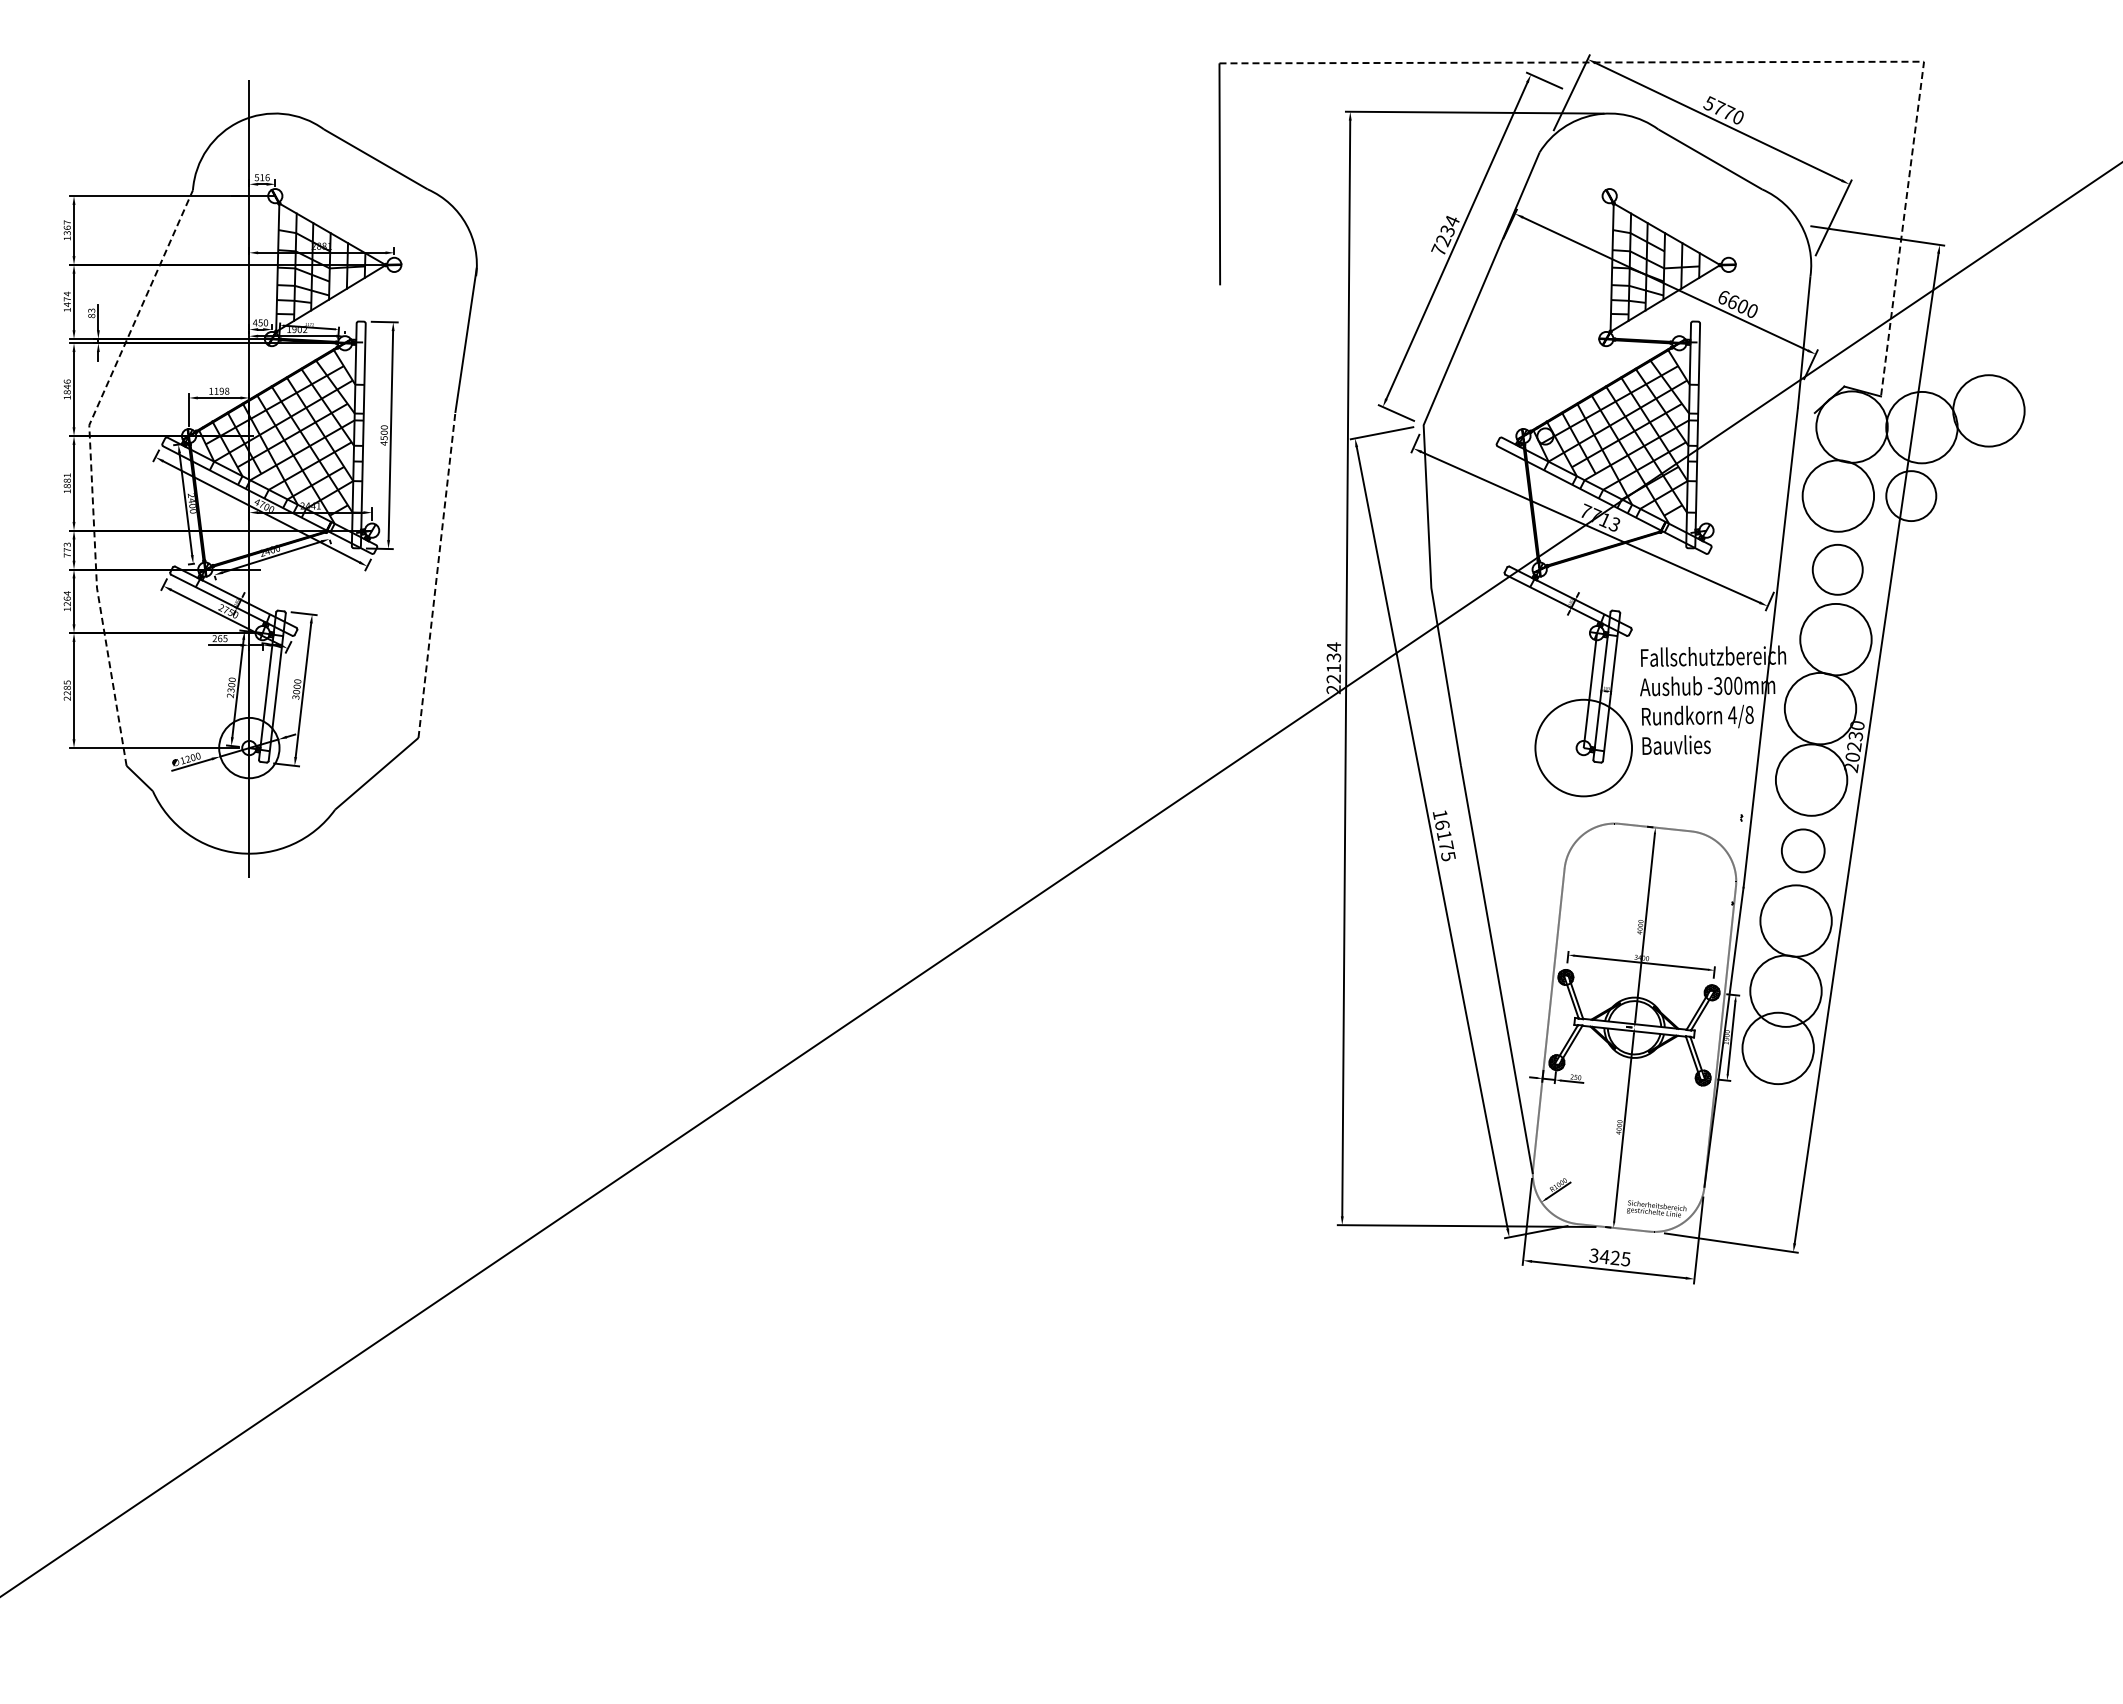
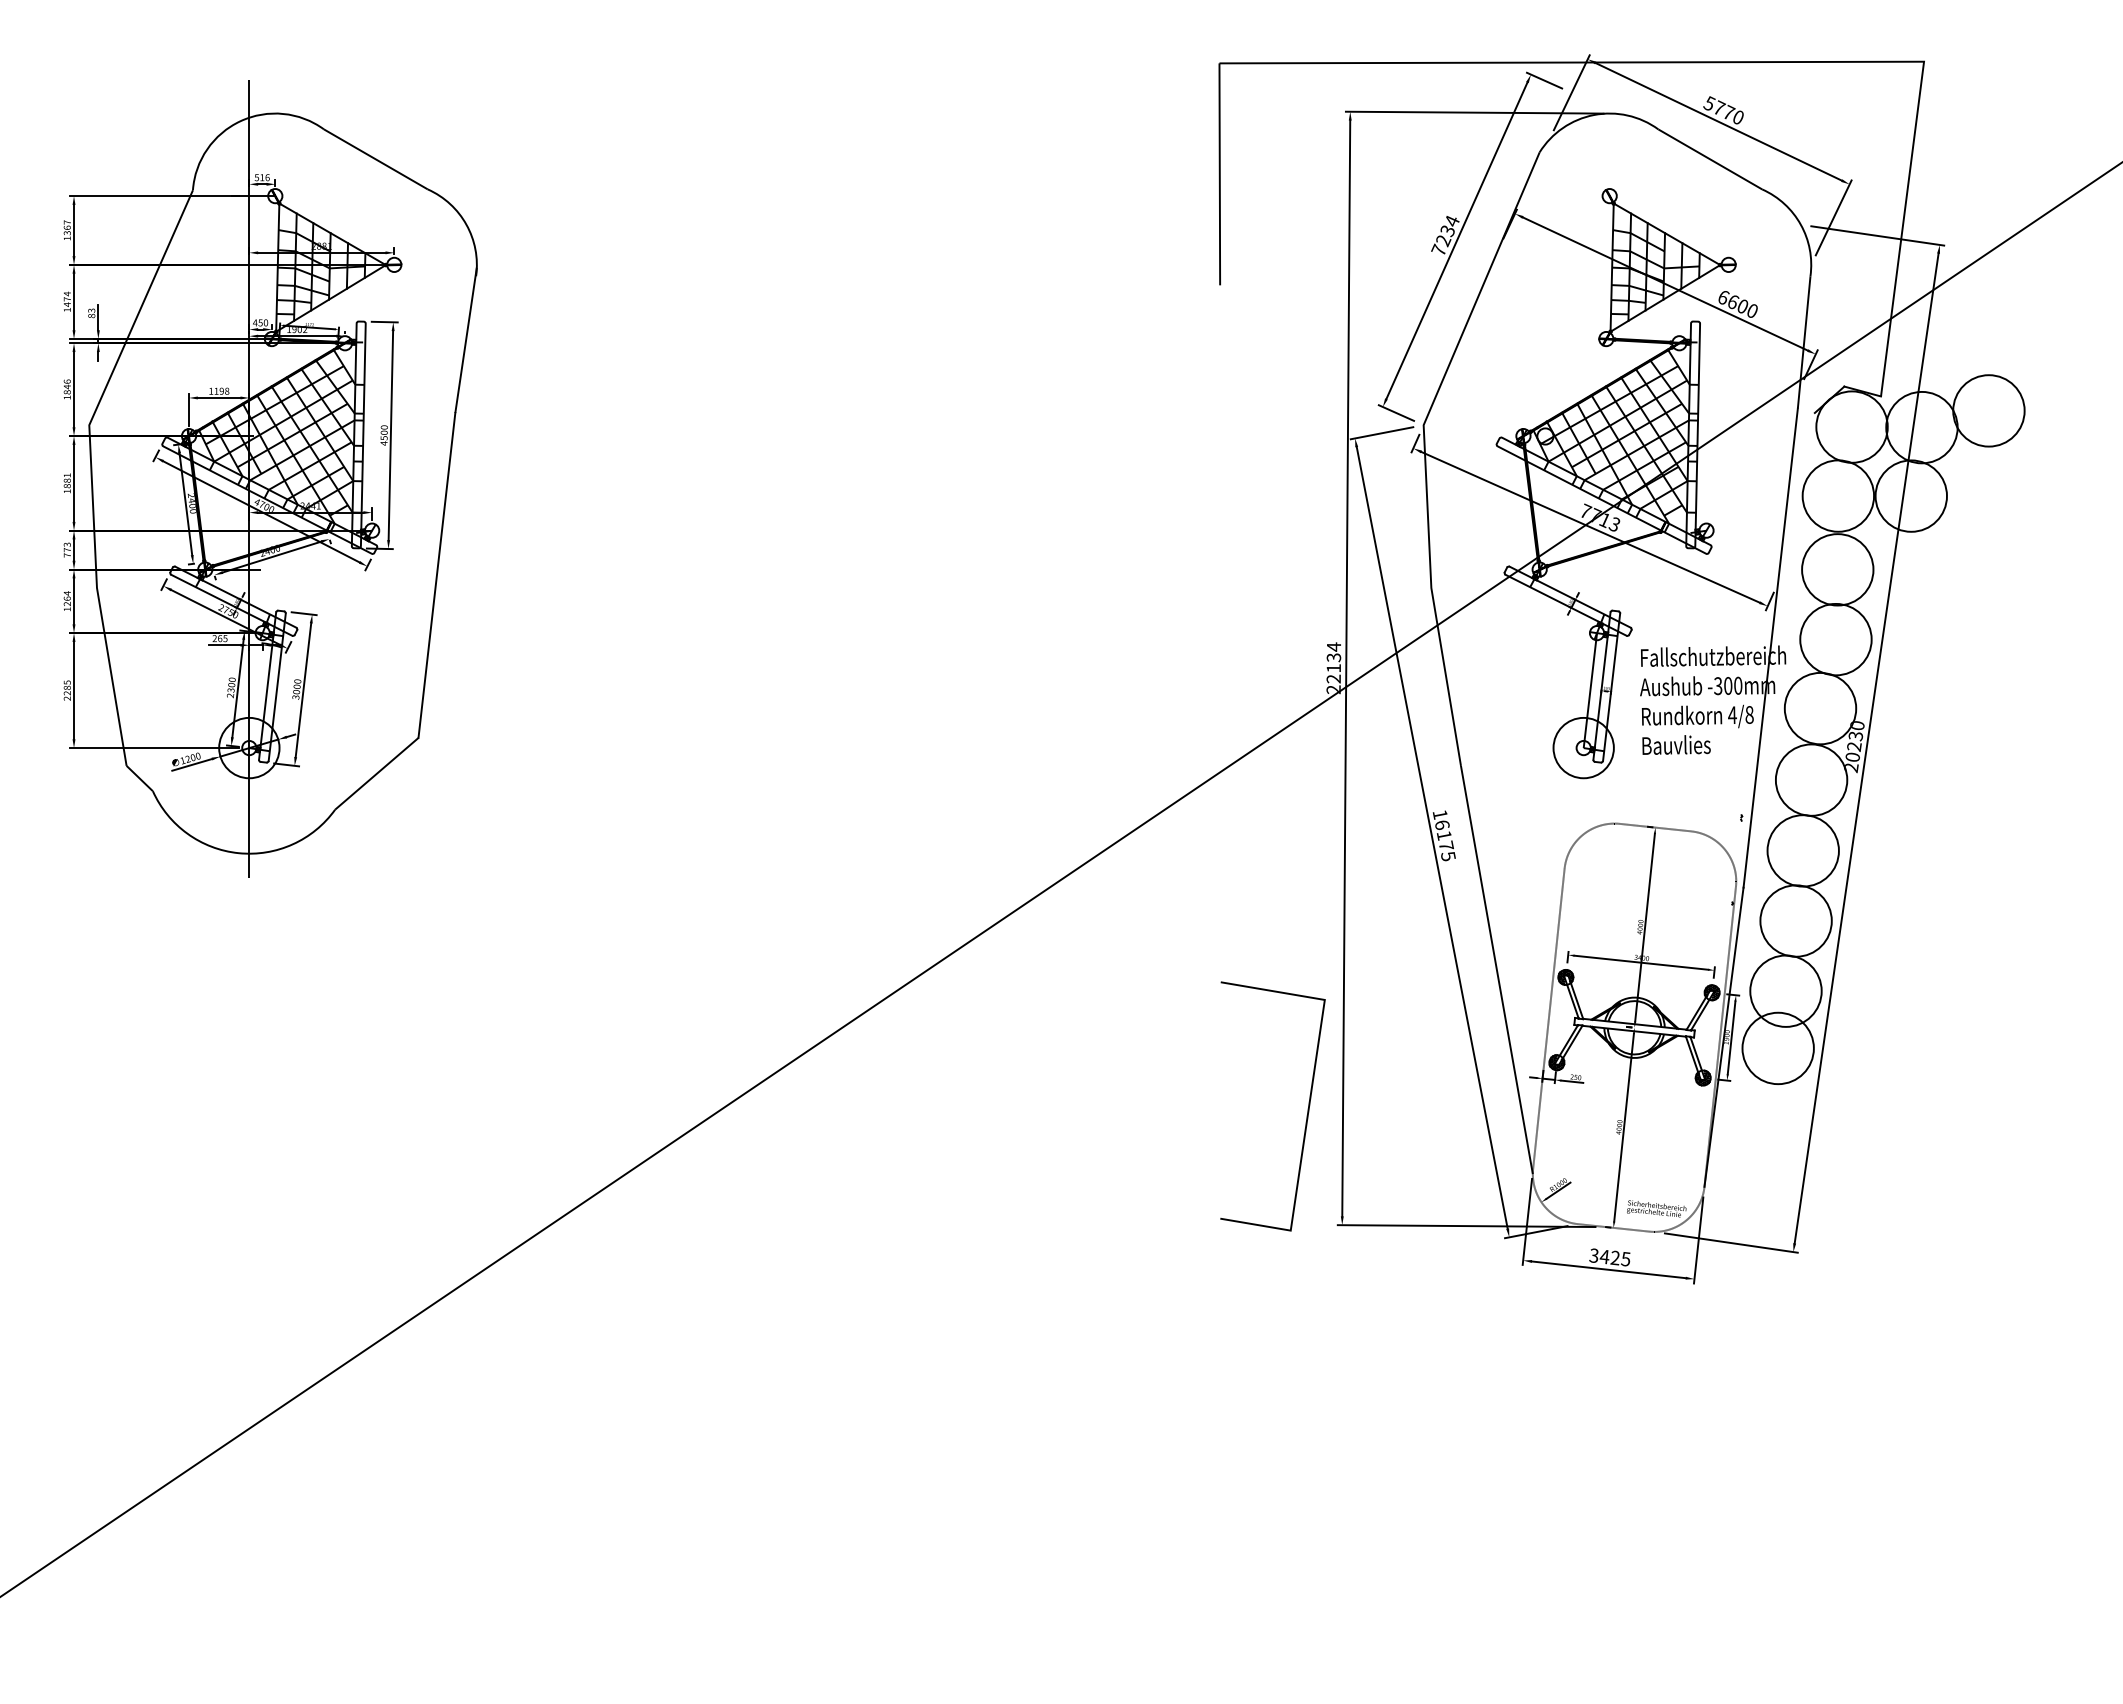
line: dashed -> solid (1741, 62)
line: dashed -> solid (91, 468)
circle diameter: 50 px -> 71 px (1910, 495)
circle diameter: 50 px -> 71 px (1837, 569)
line: dashed -> solid (436, 575)
circle diameter: 97 px -> 60 px (1583, 747)
circle diameter: 43 px -> 71 px (1802, 850)
line: none -> present (1307, 1108)
